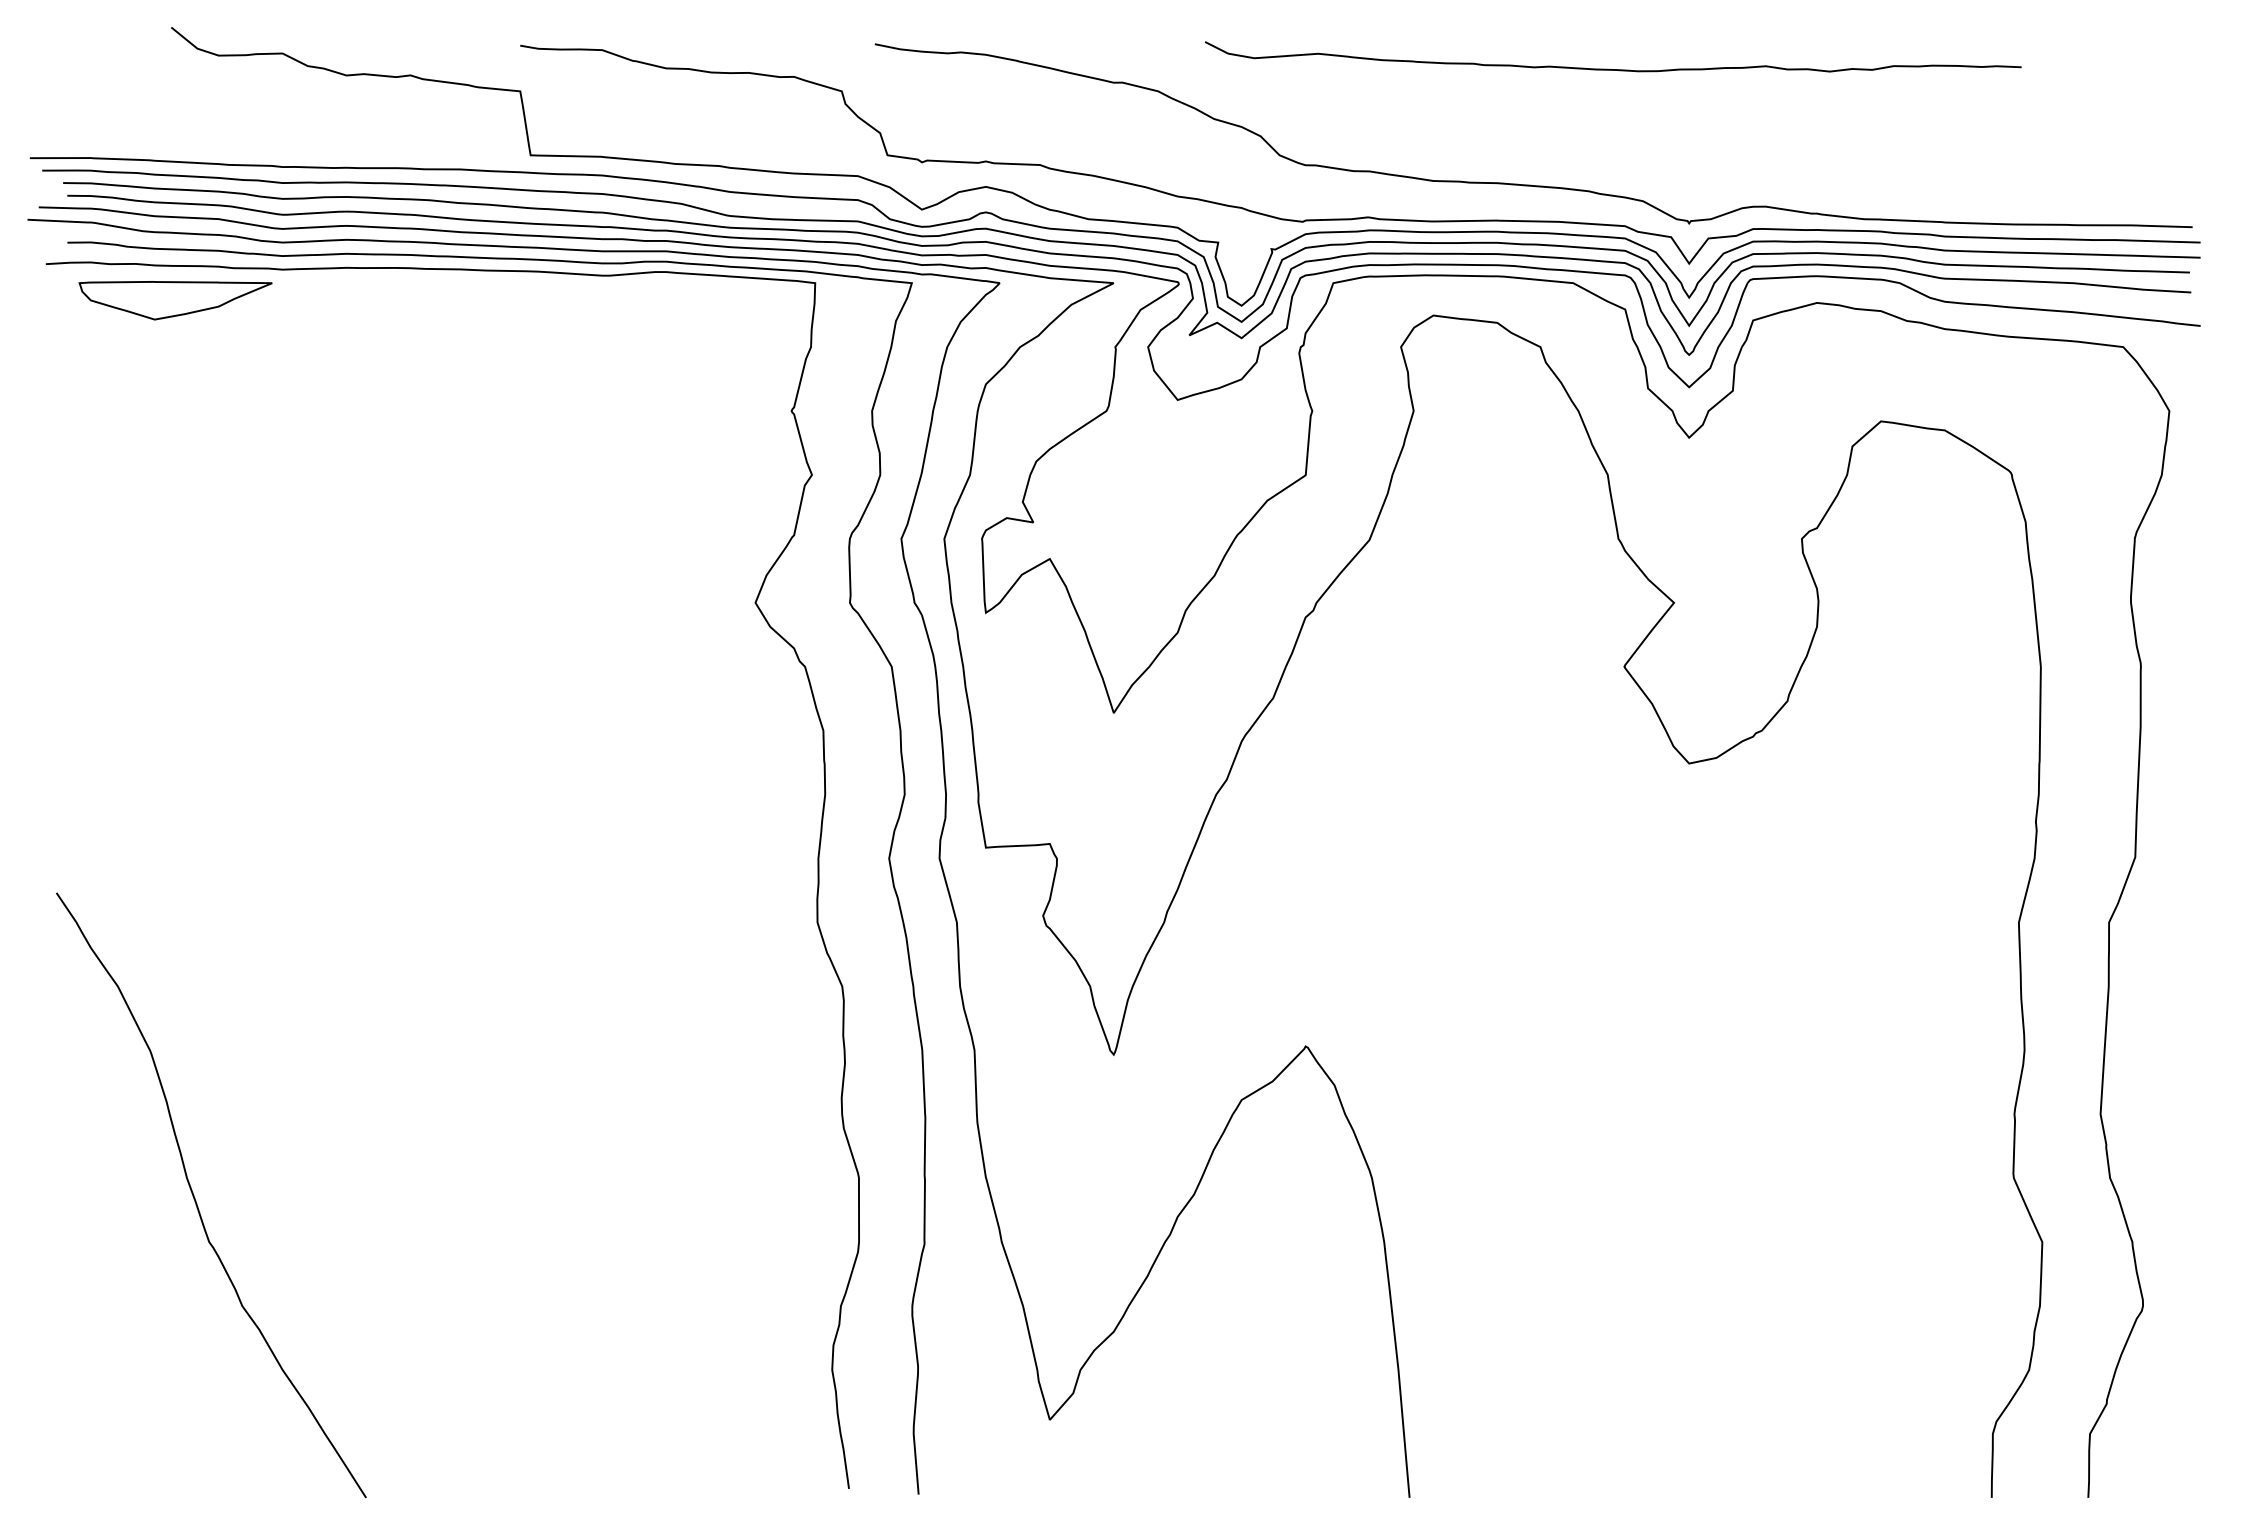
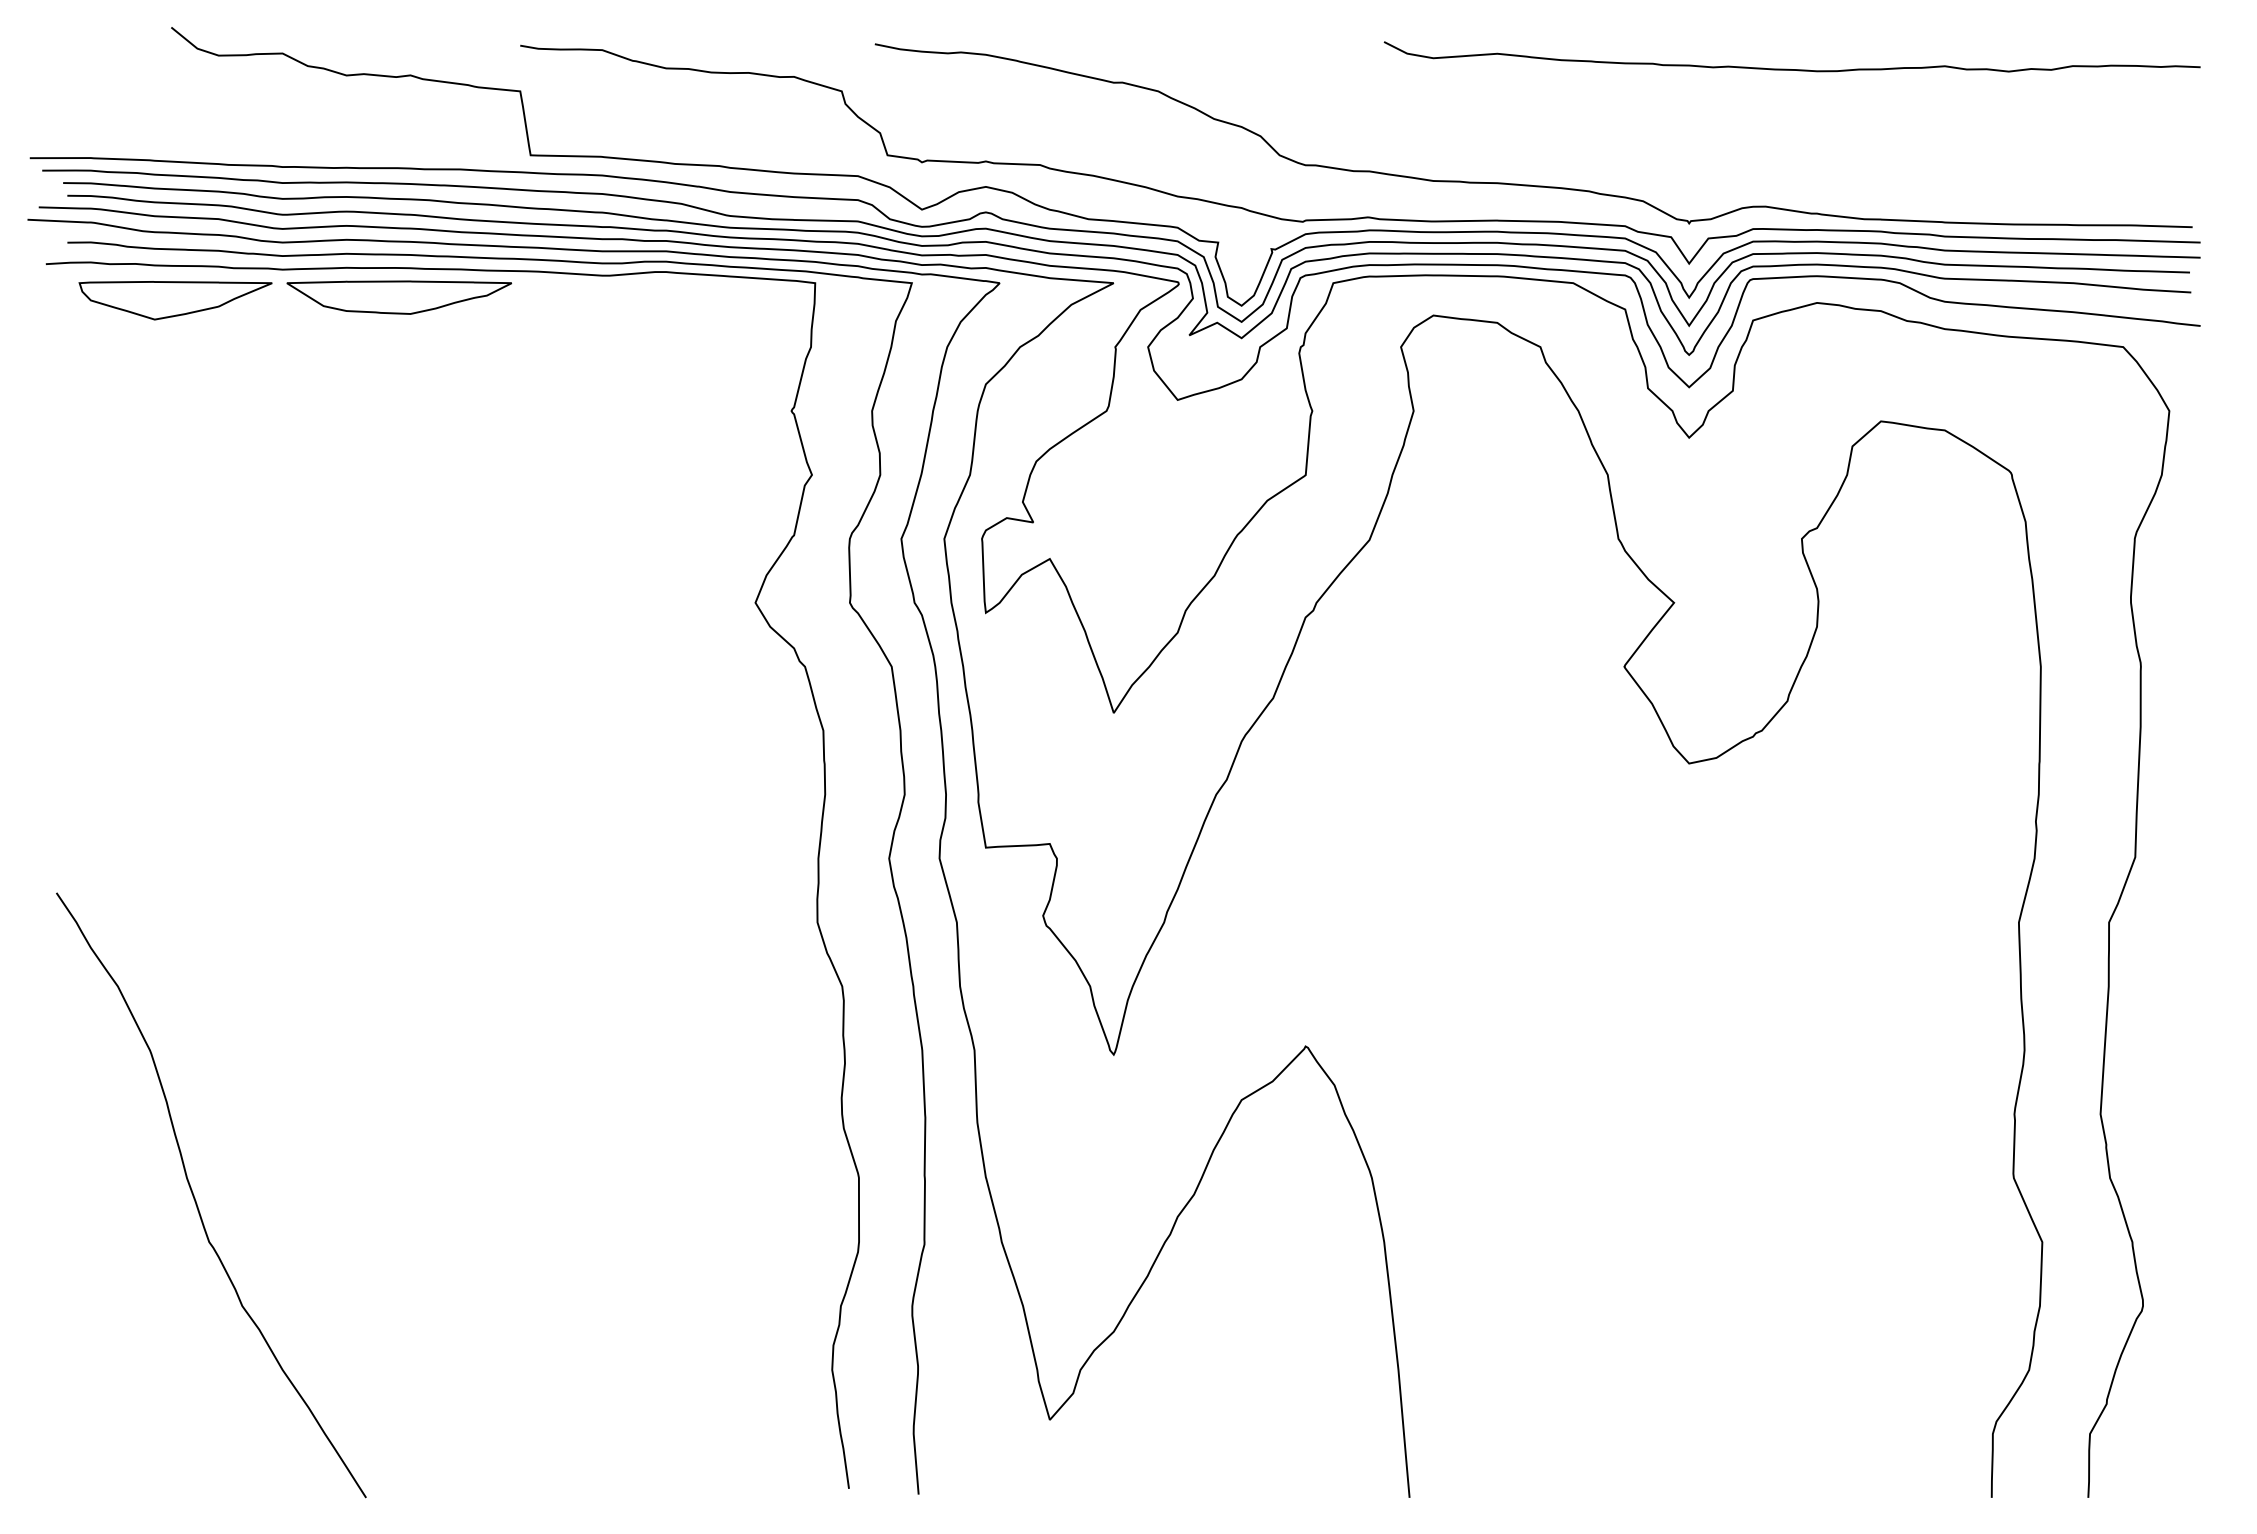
curve position: (1609, 68) -> (1788, 68) (1788, 68)
part: none -> present (398, 297)
